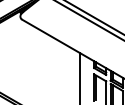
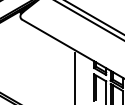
line position: (79, 76) -> (74, 76) (74, 76)
